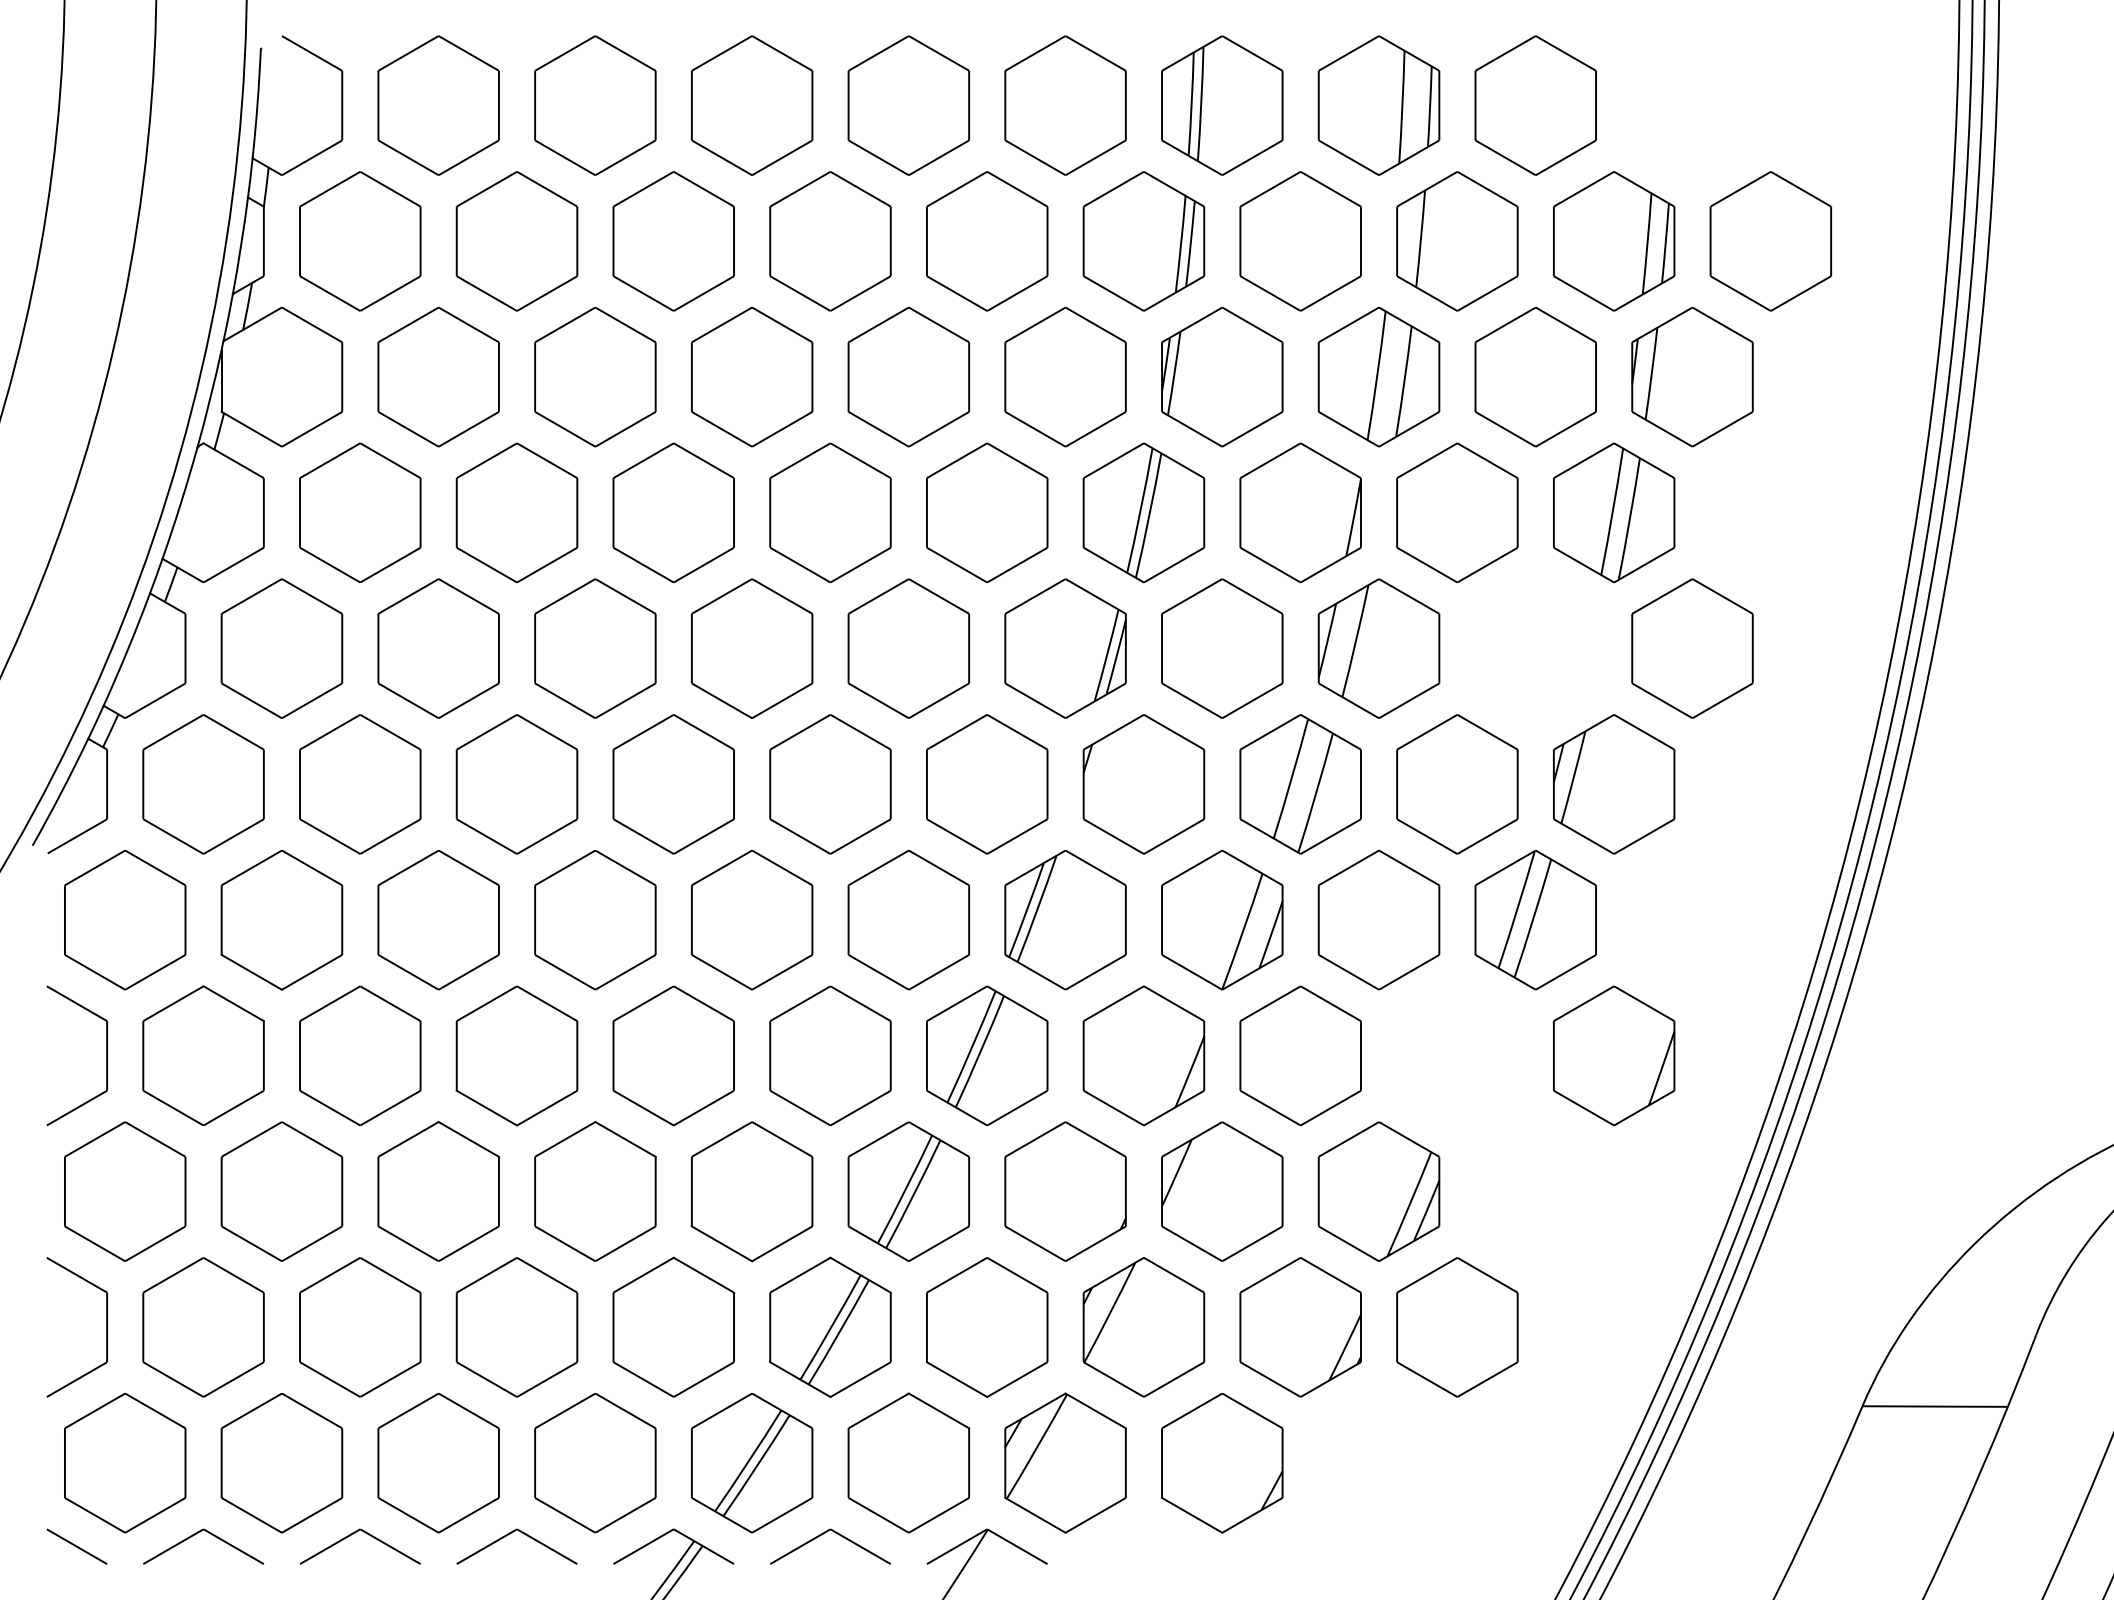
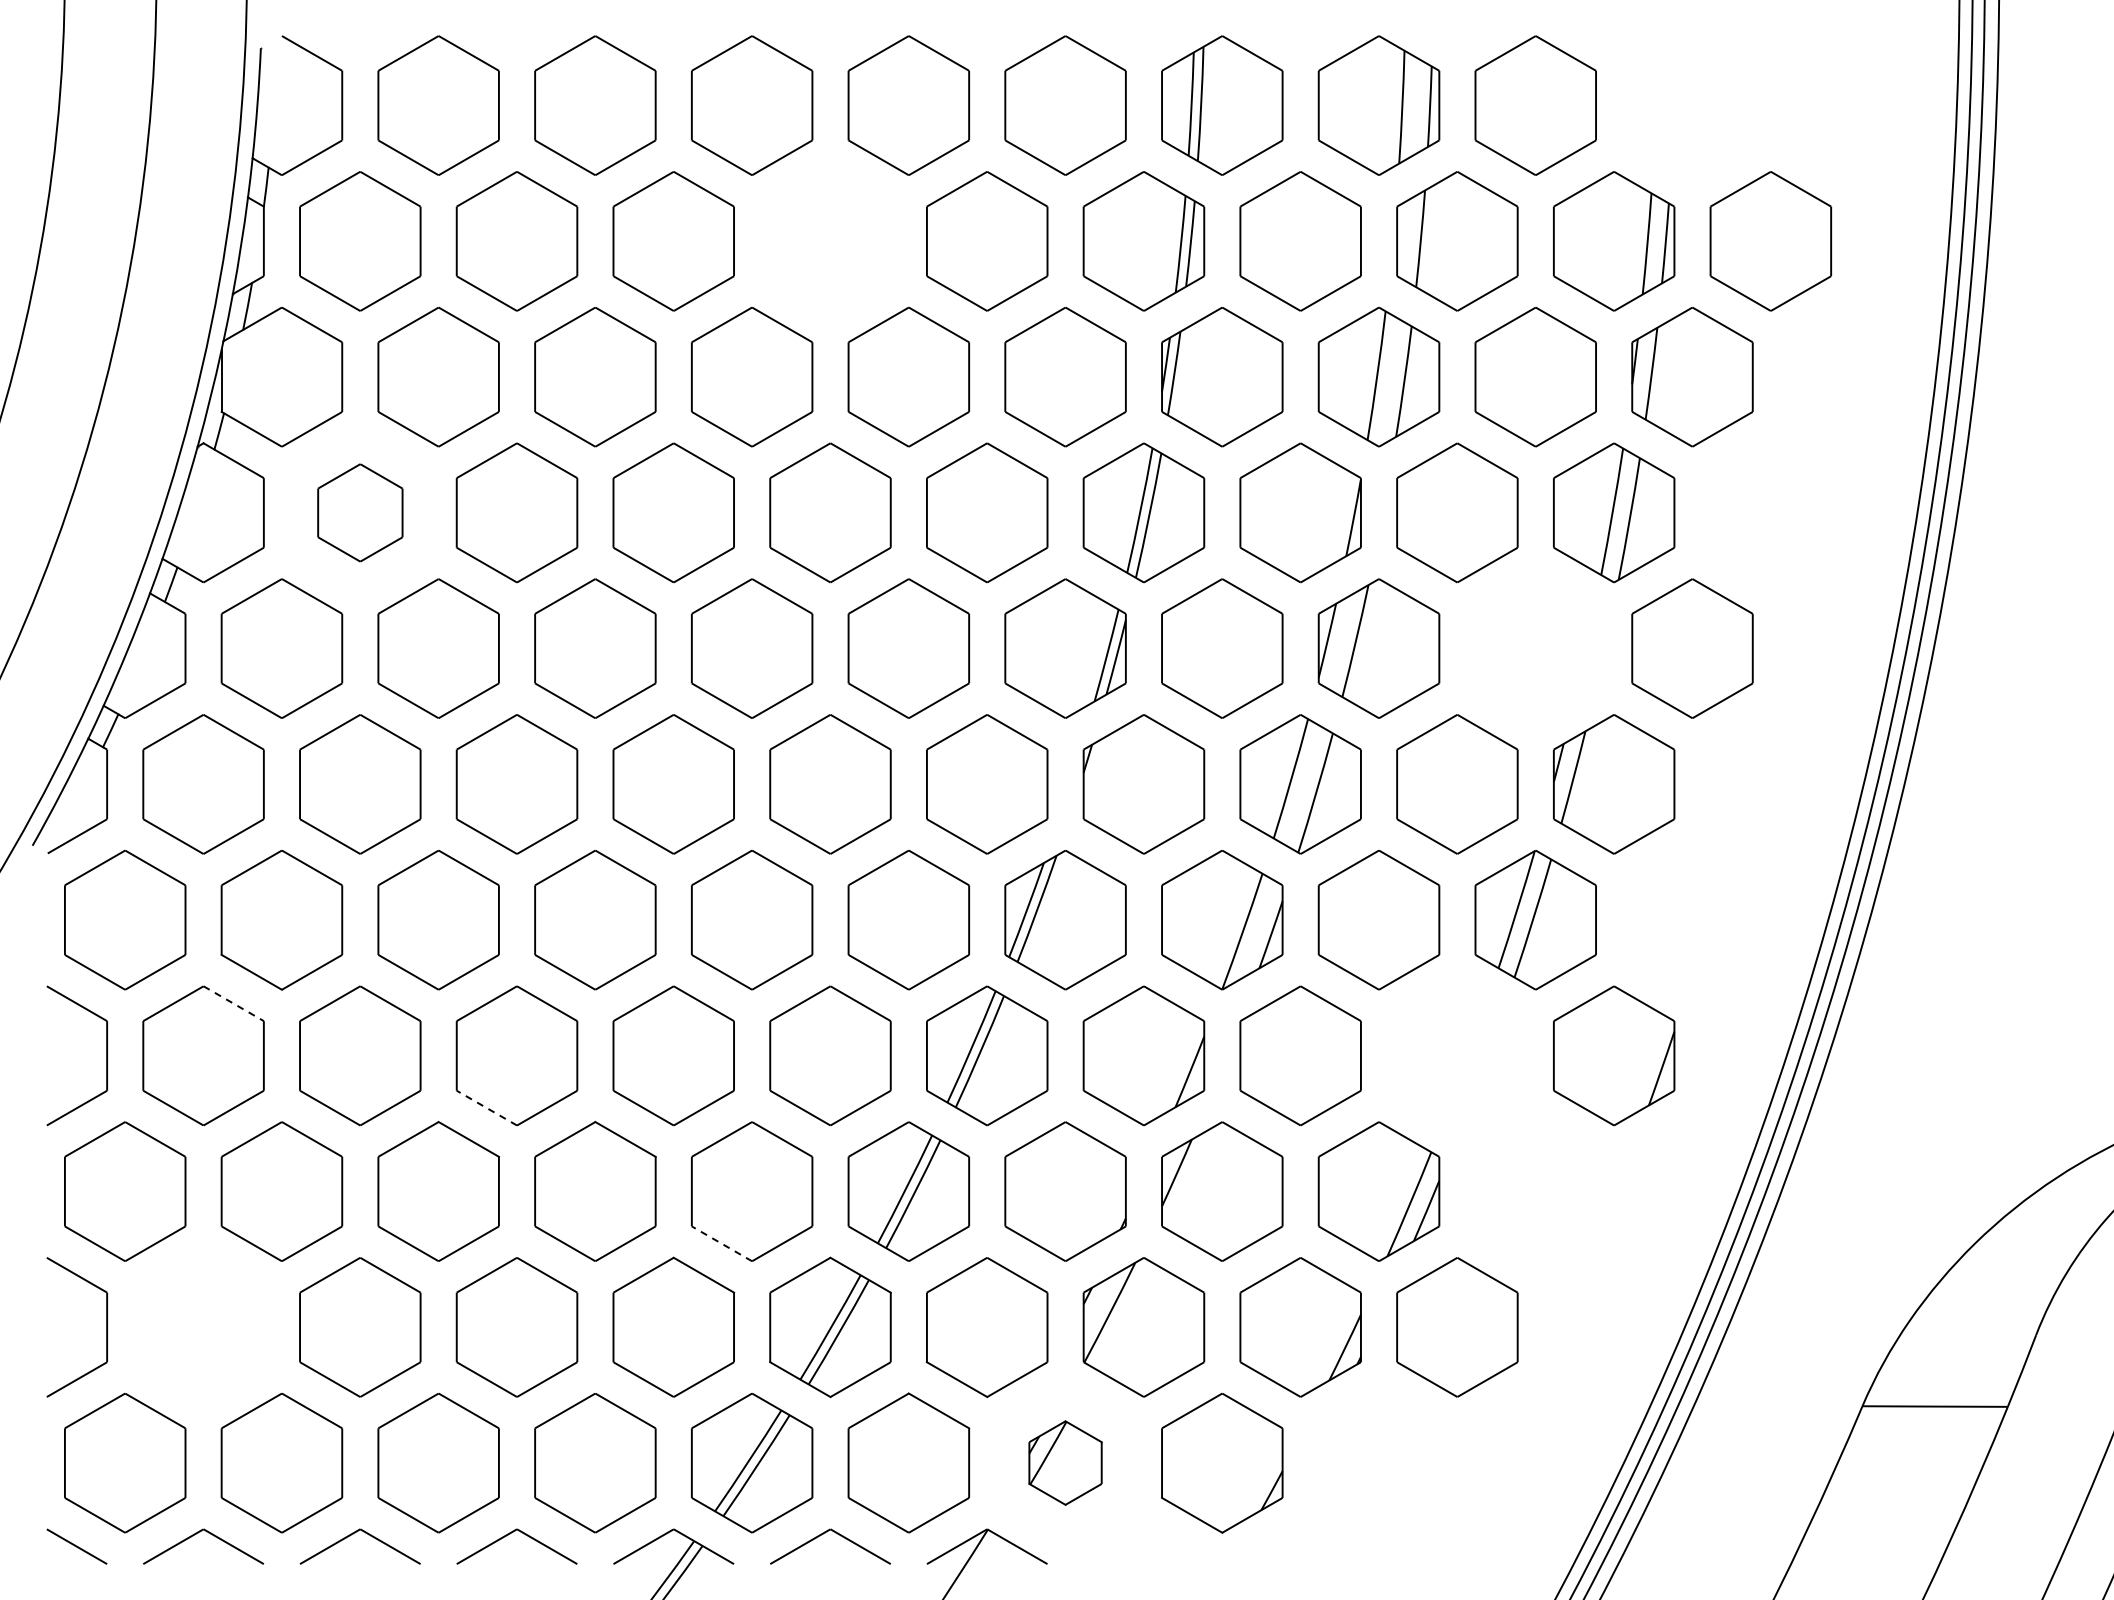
part: present -> none (830, 241)
part size: 123x142 px -> 87x100 px (360, 512)
line: solid -> dashed (233, 1003)
line: solid -> dashed (486, 1108)
line: solid -> dashed (721, 1243)
part: present -> none (203, 1327)
part size: 123x142 px -> 75x86 px (1065, 1462)
